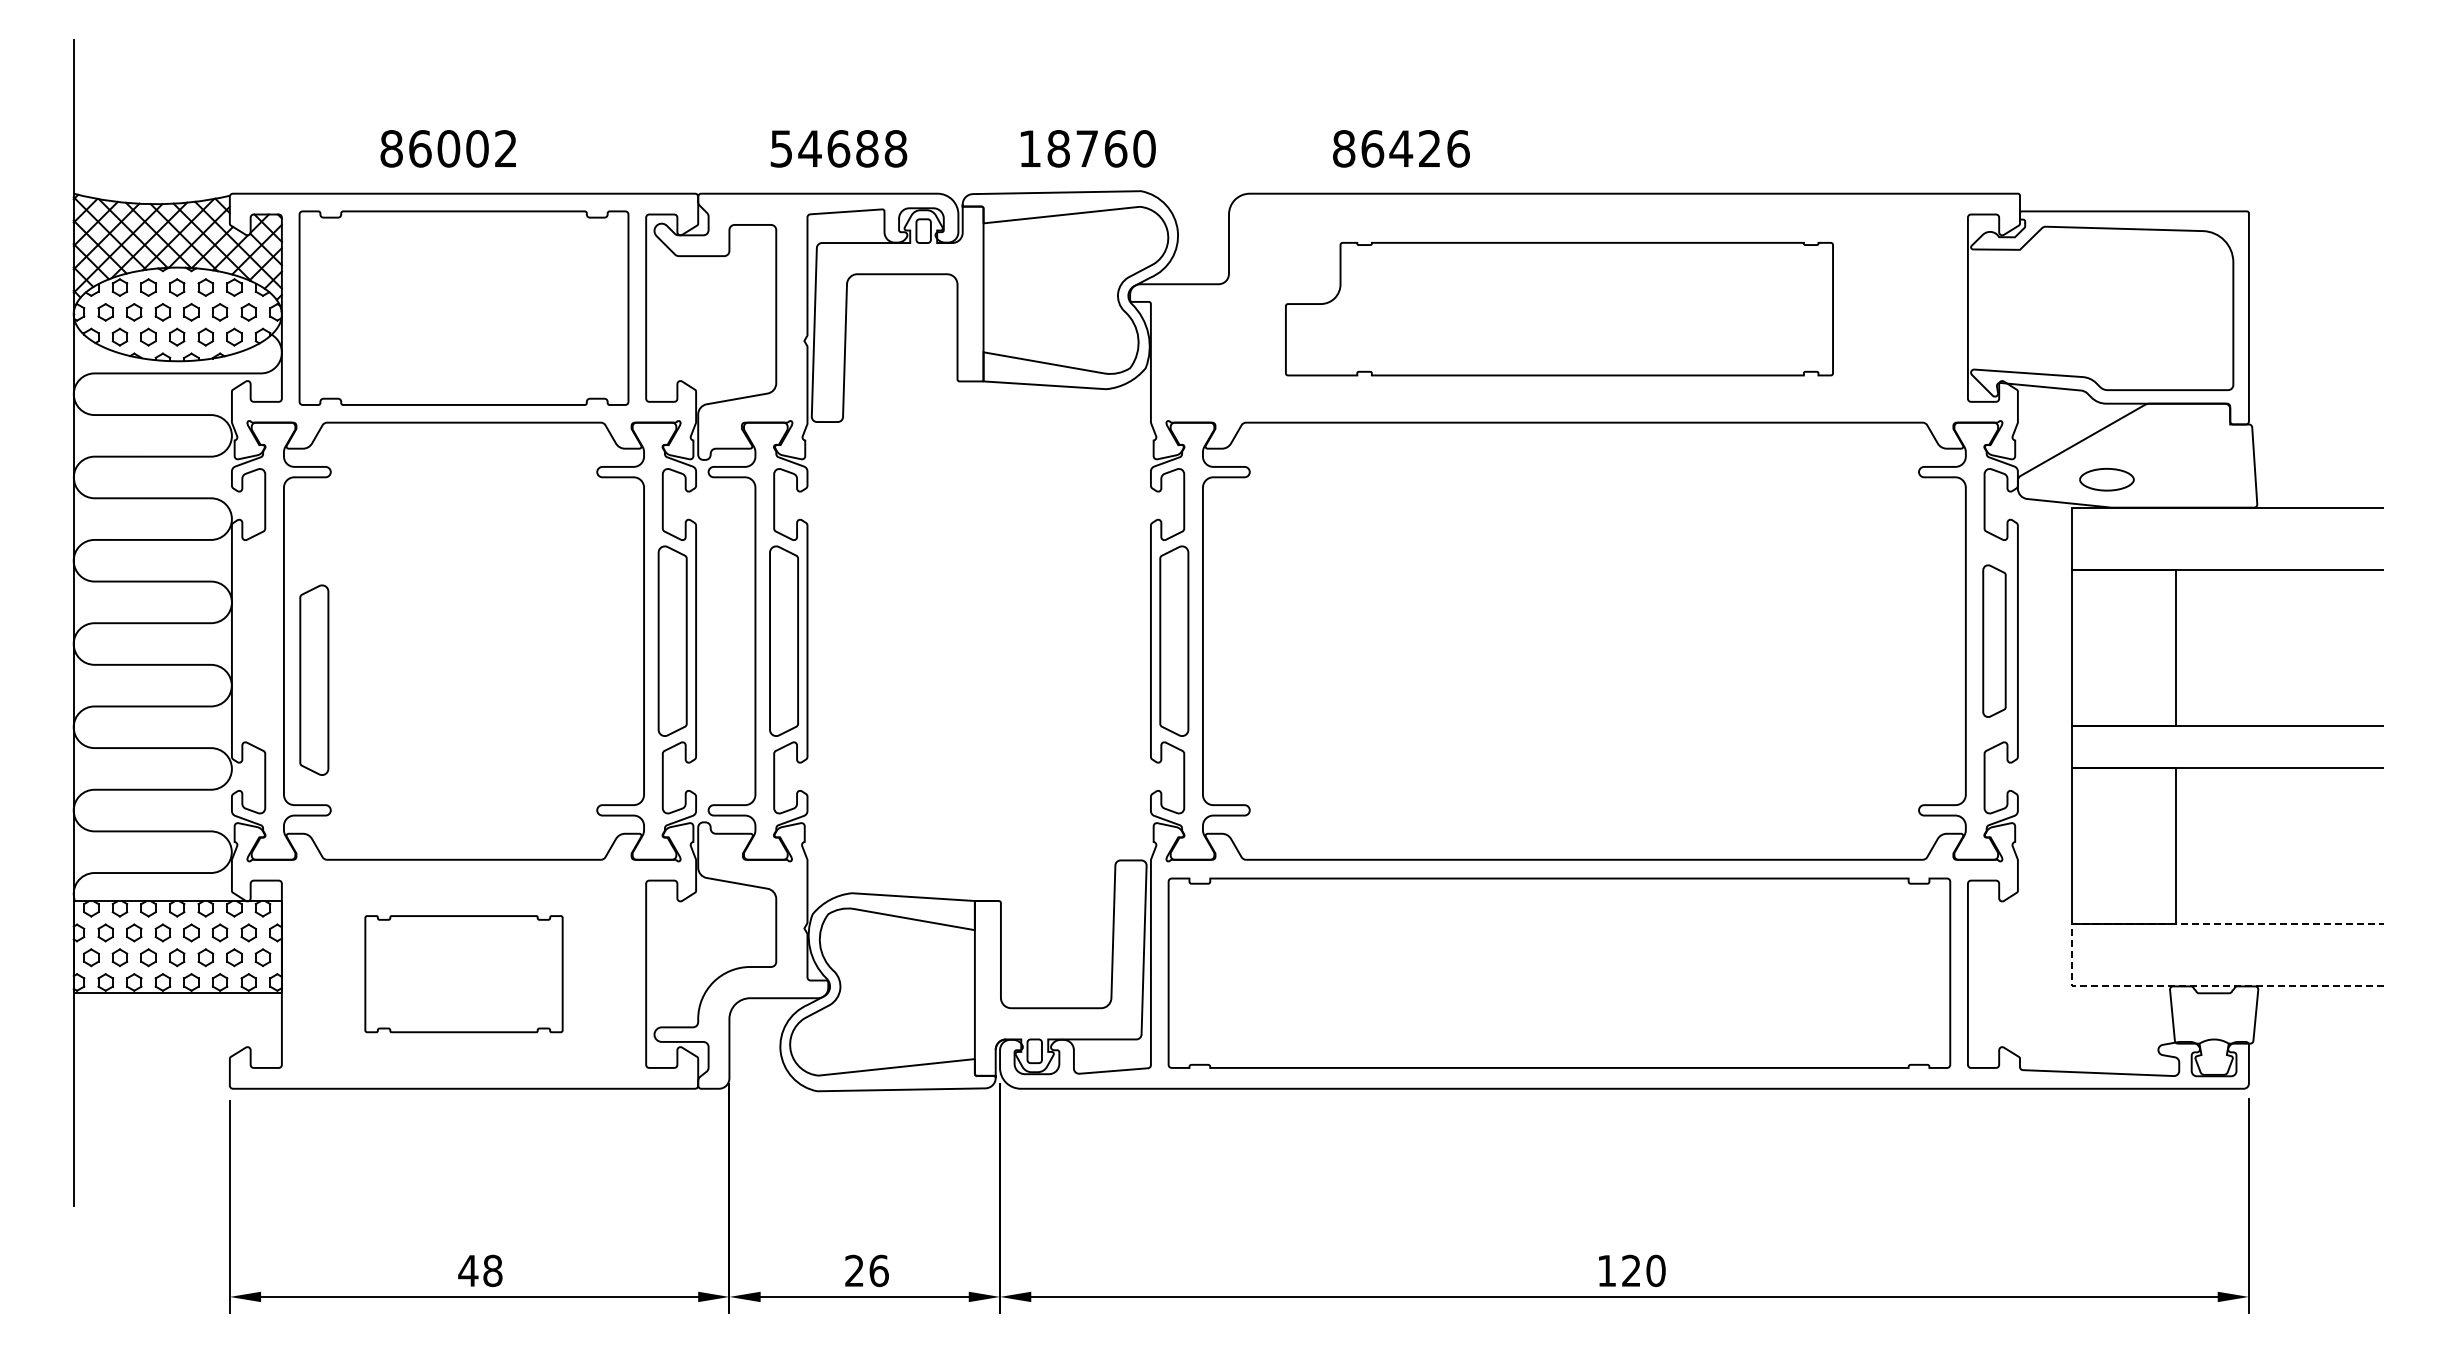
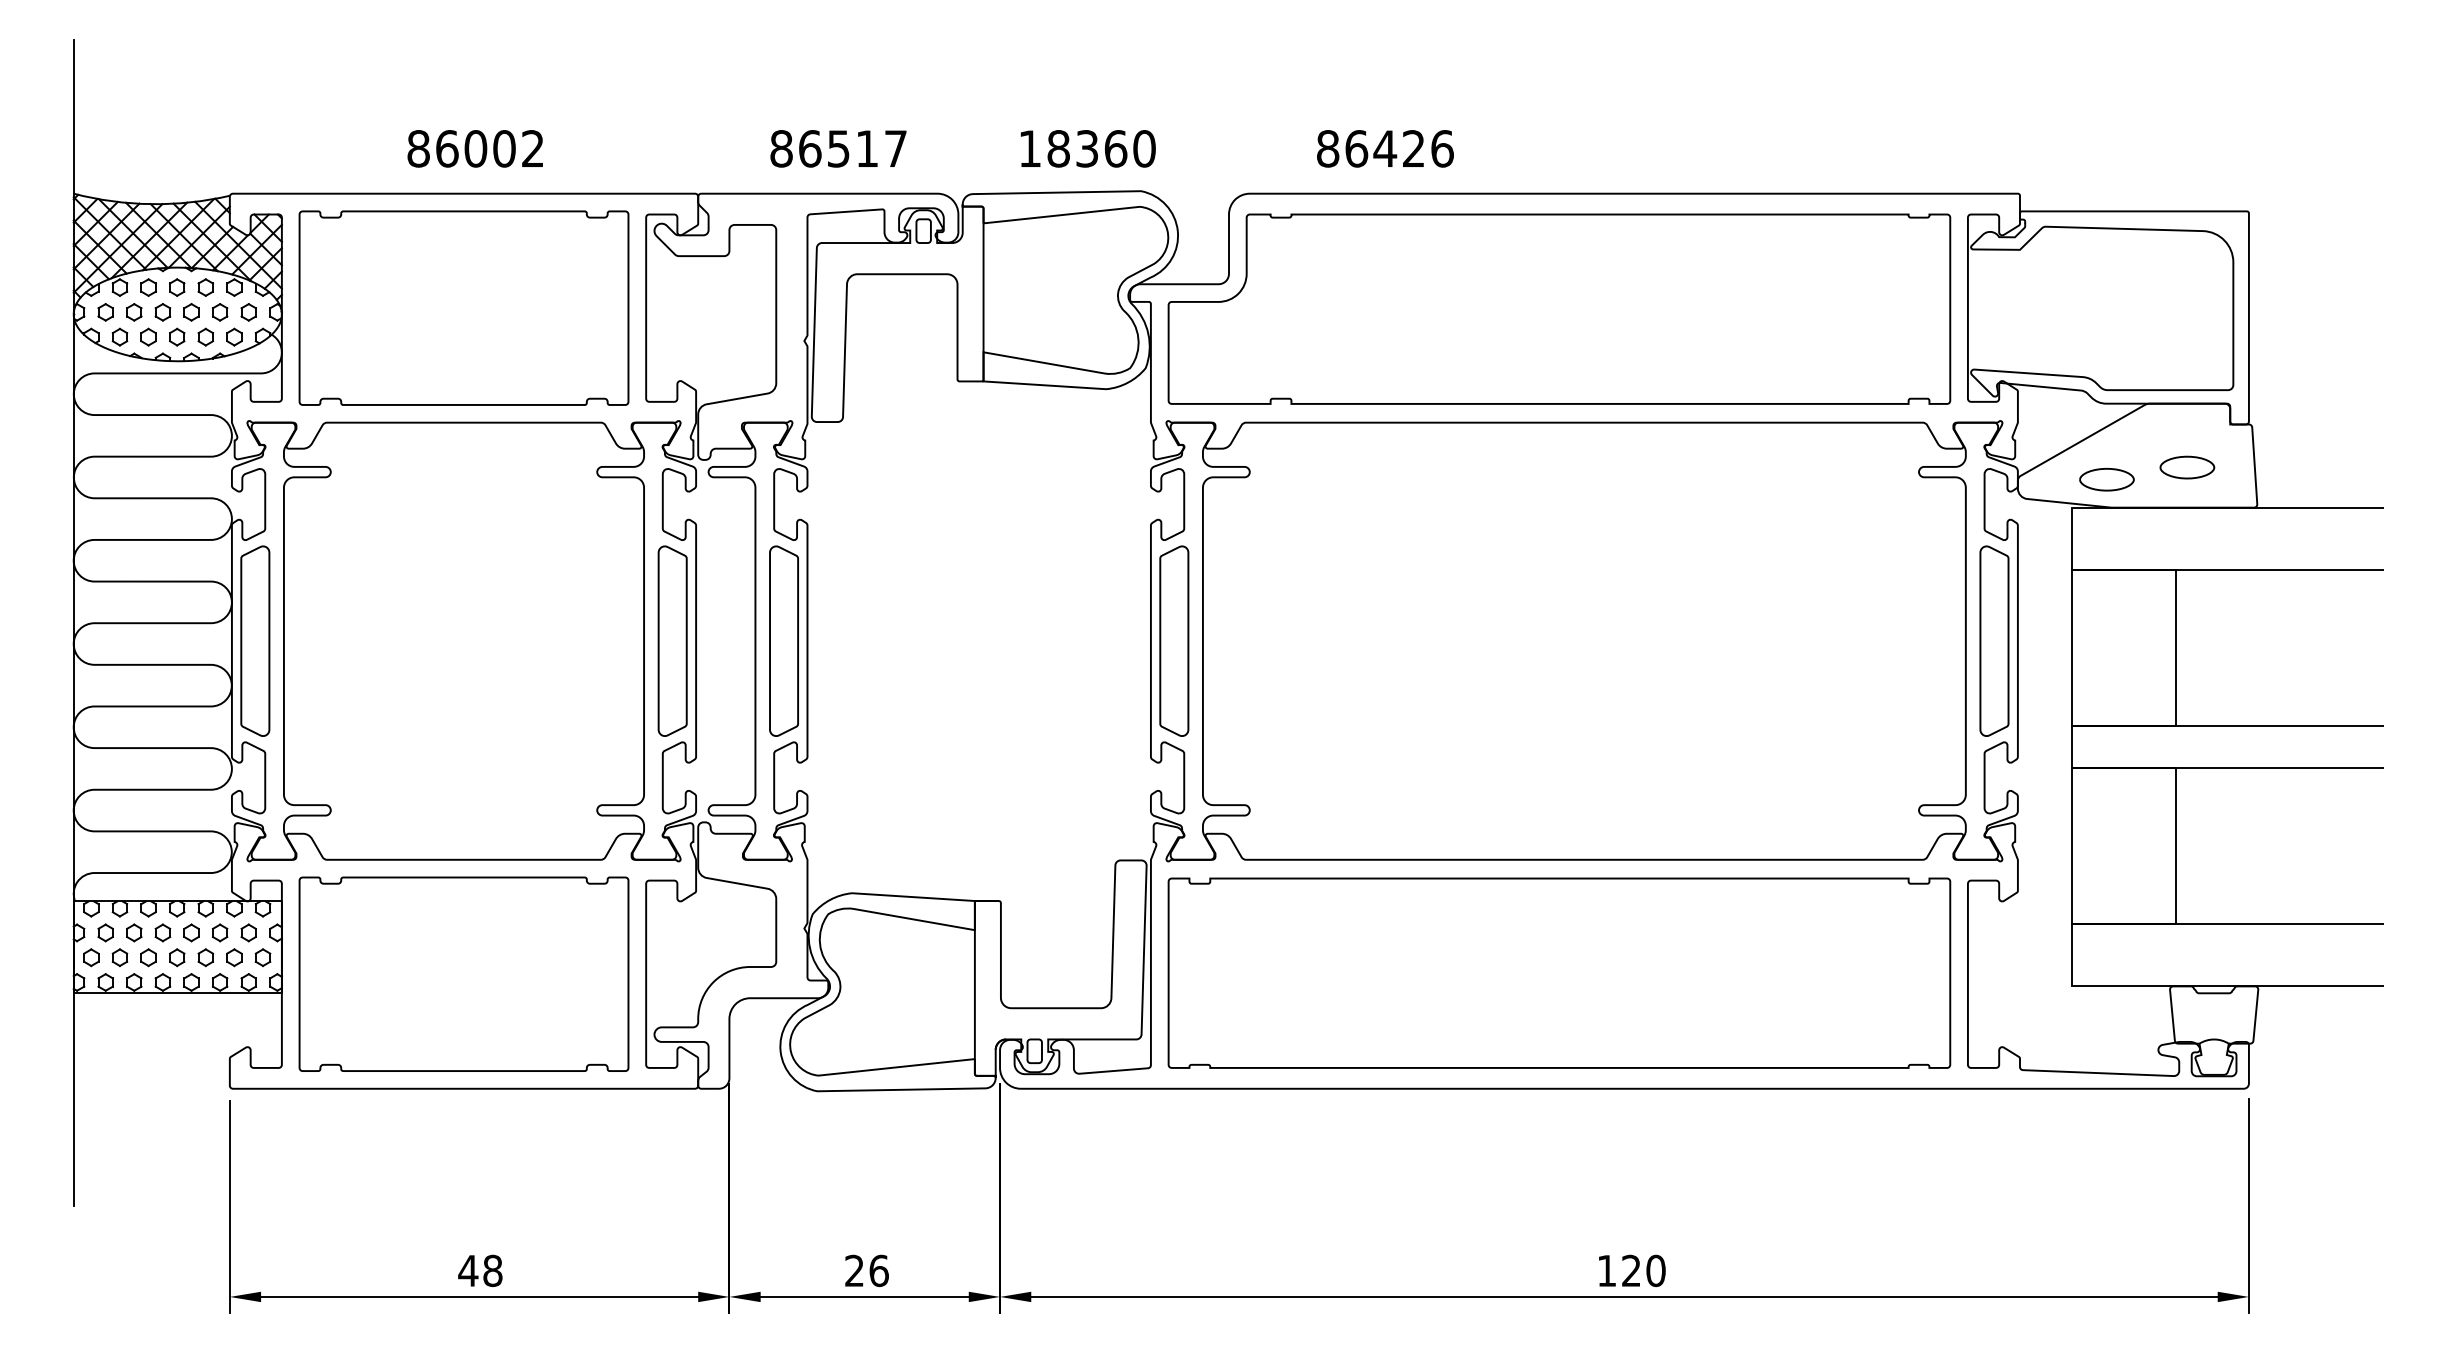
text position: (447, 148) -> (474, 148) (474, 148)
text: 54688 -> 86517 (838, 148)
text: 18760 -> 18360 (1087, 148)
text position: (1401, 148) -> (1385, 148) (1385, 148)
part size: 549x135 px -> 785x192 px (1559, 308)
part: none -> present (2187, 467)
part size: 25x154 px -> 31x192 px (1994, 640)
part position: (314, 679) -> (255, 640) (255, 640)
line: dashed -> solid (2072, 954)
part size: 200x119 px -> 332x196 px (463, 973)
